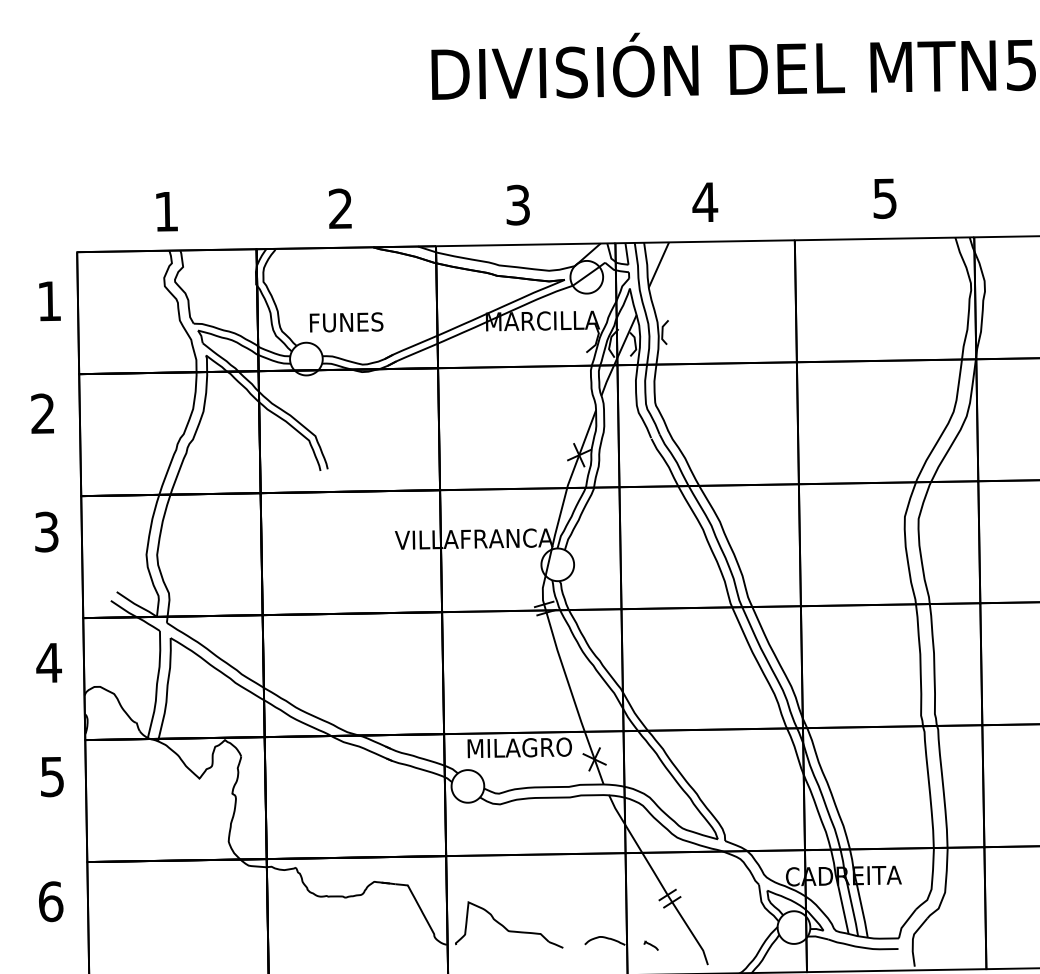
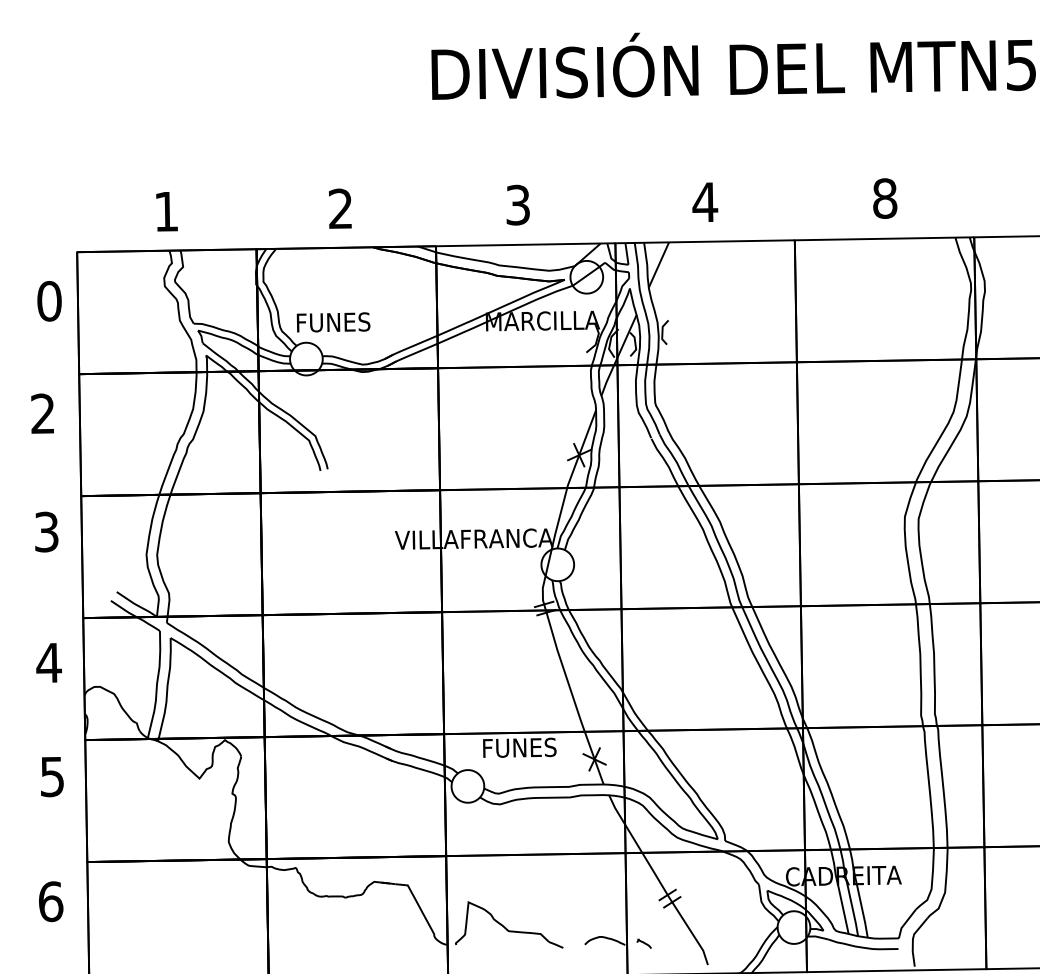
text: 5 -> 8 (885, 198)
text: 1 -> 0 (49, 301)
text position: (346, 322) -> (333, 322) (333, 322)
text: MILAGRO -> FUNES (519, 747)
part position: (650, 945) -> (643, 943) (643, 943)
